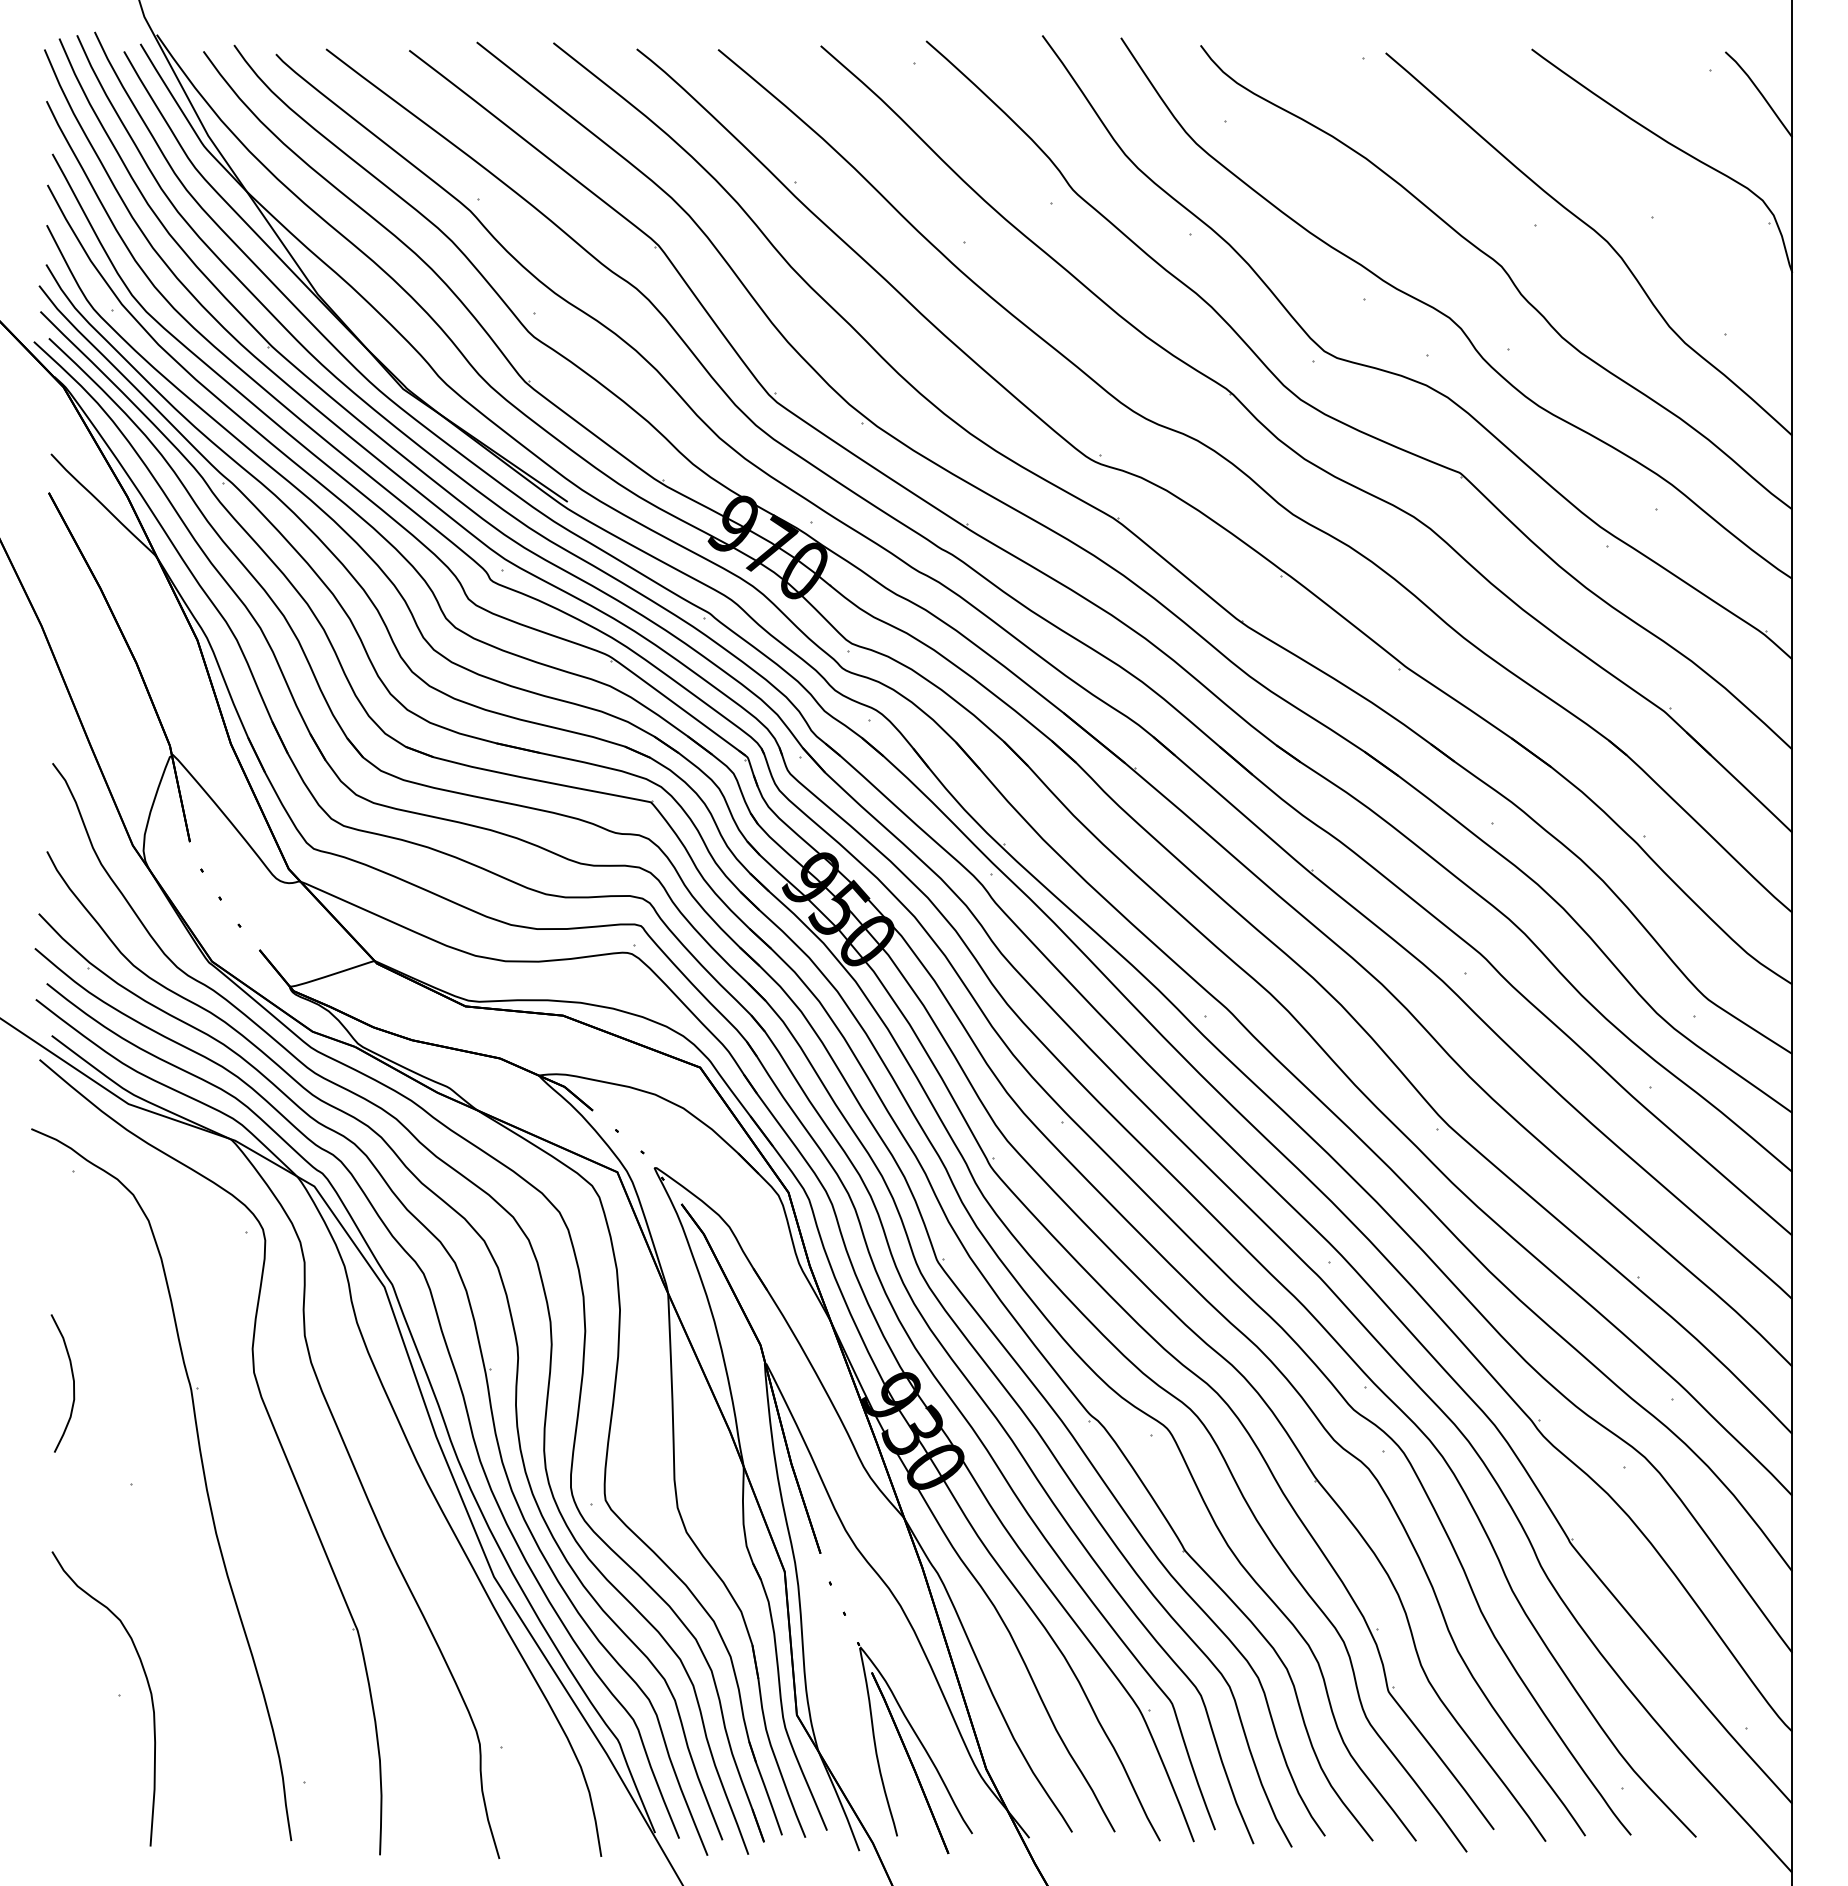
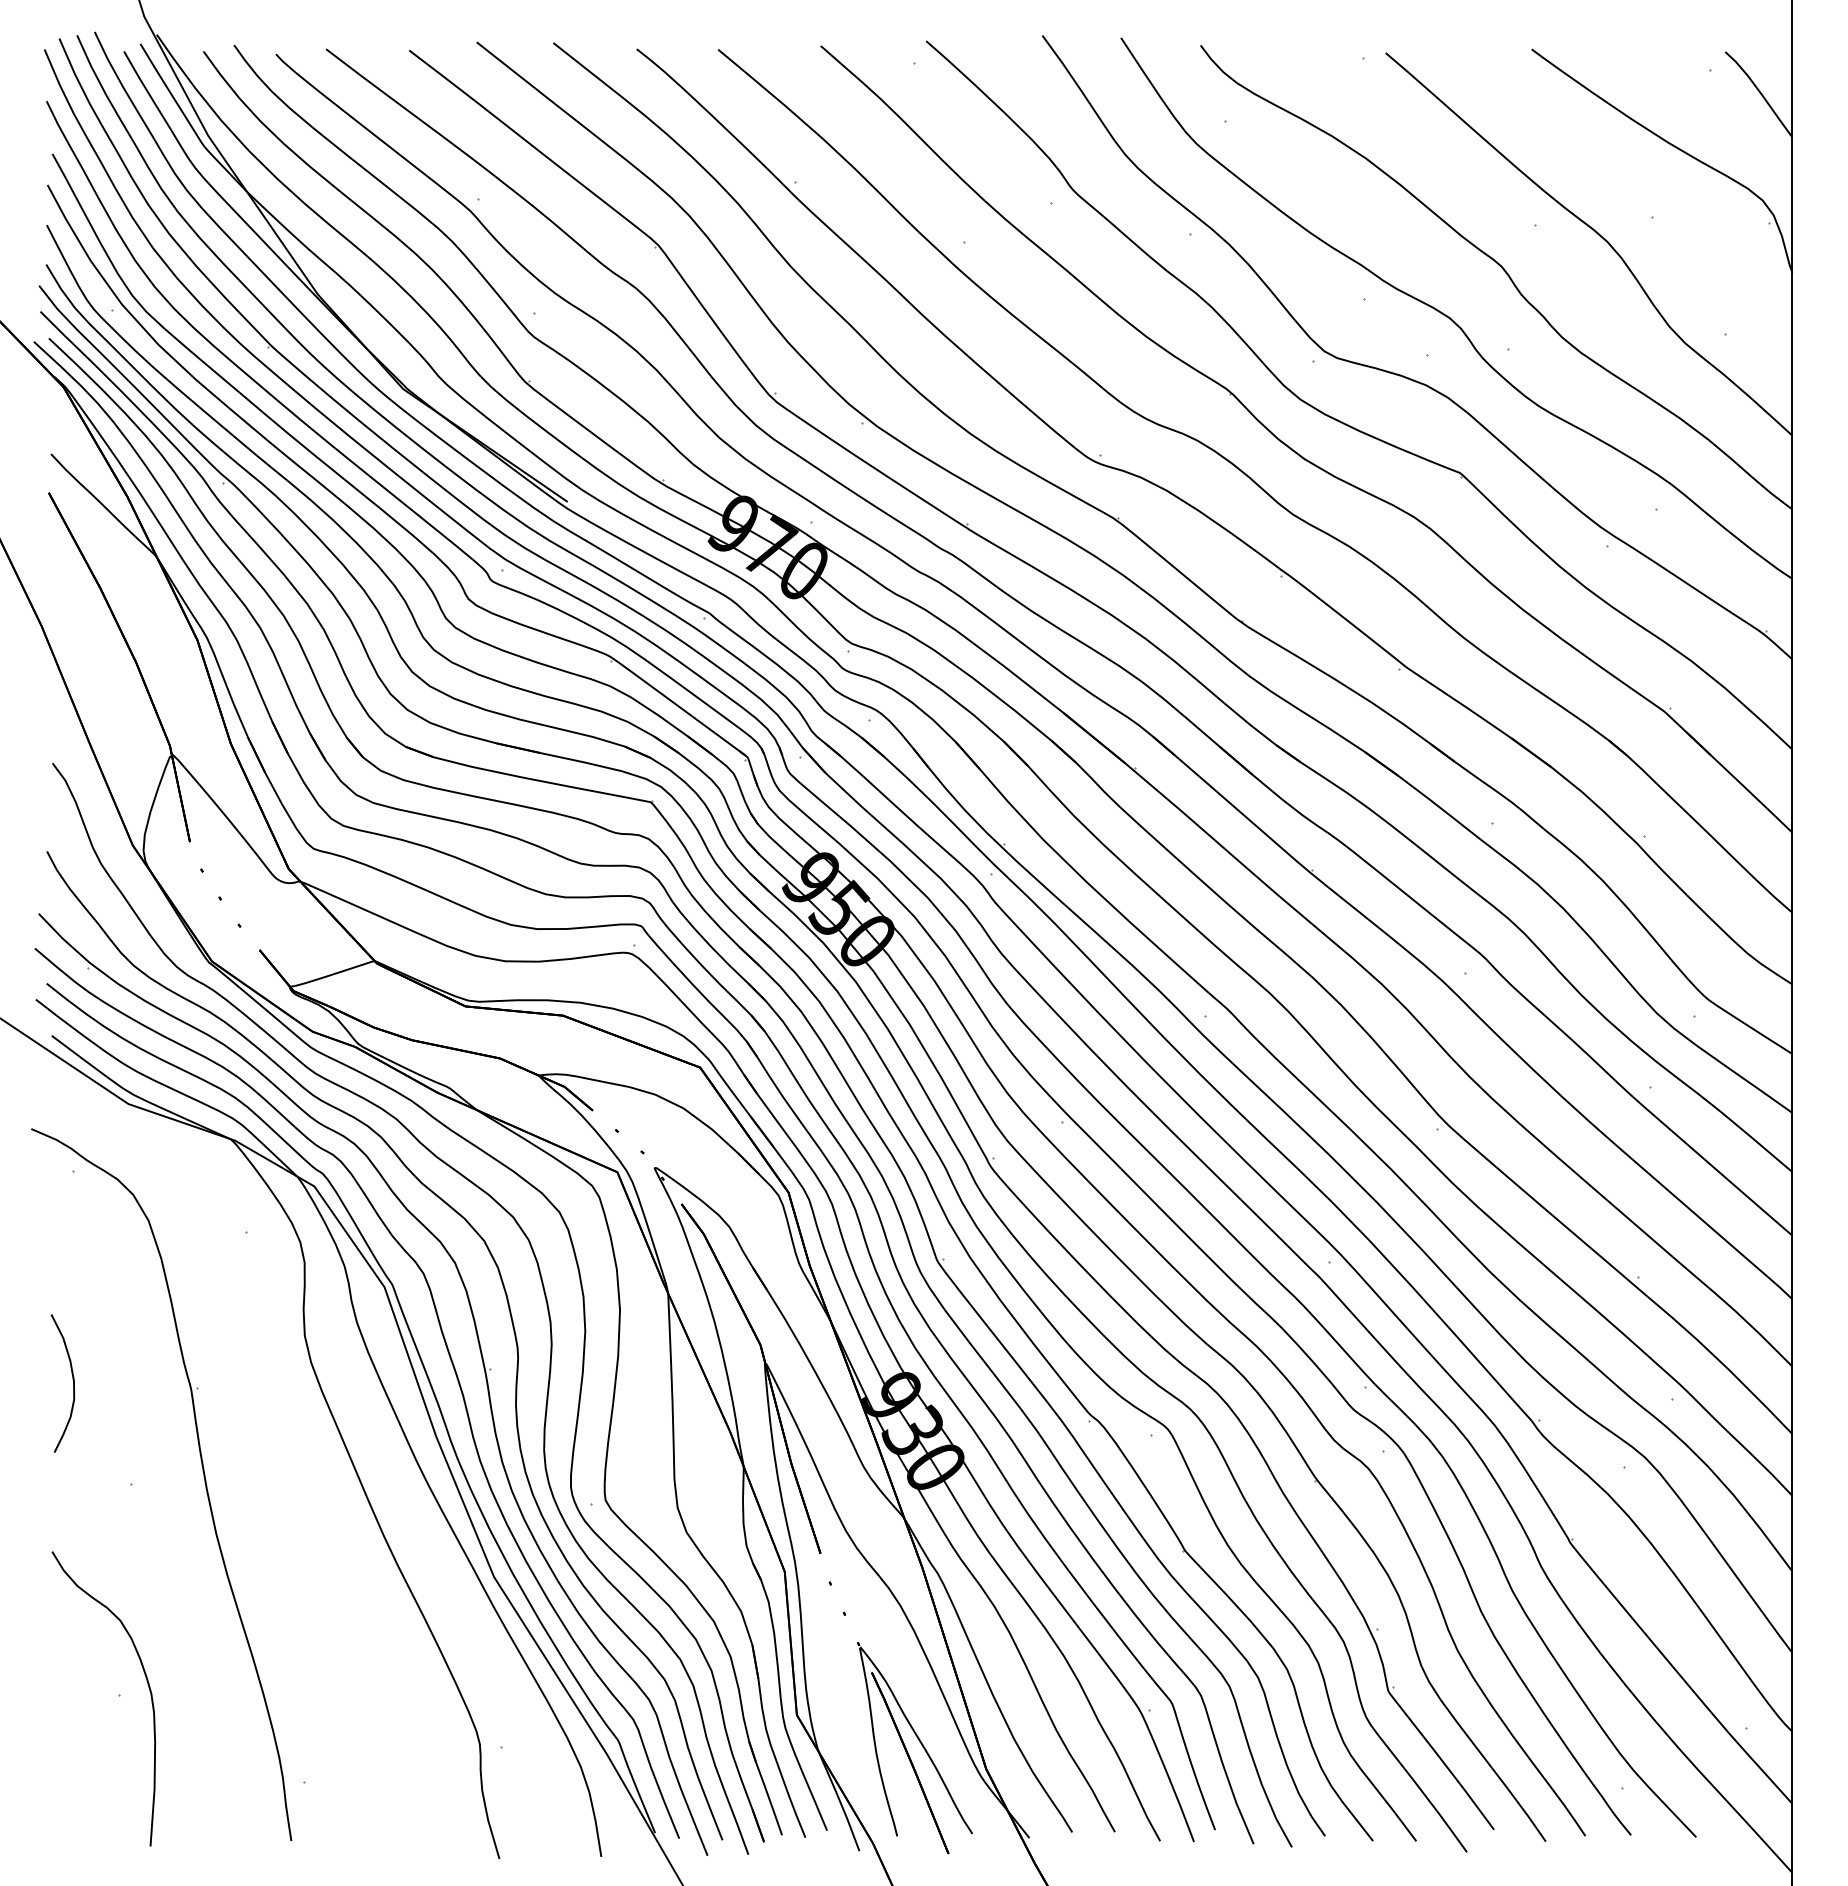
part: present -> none (274, 1432)
